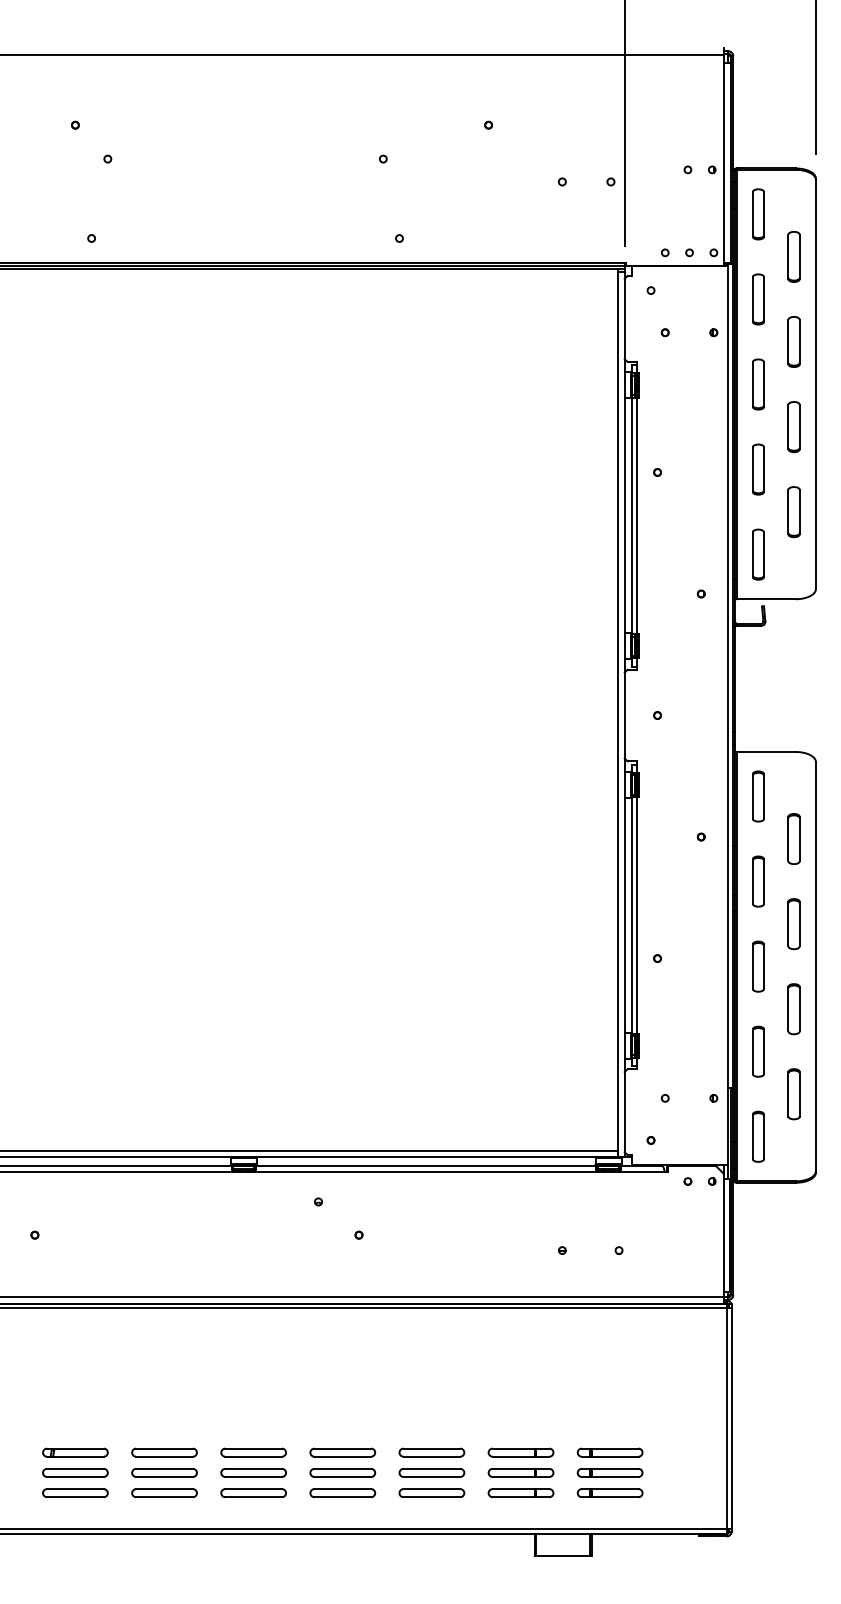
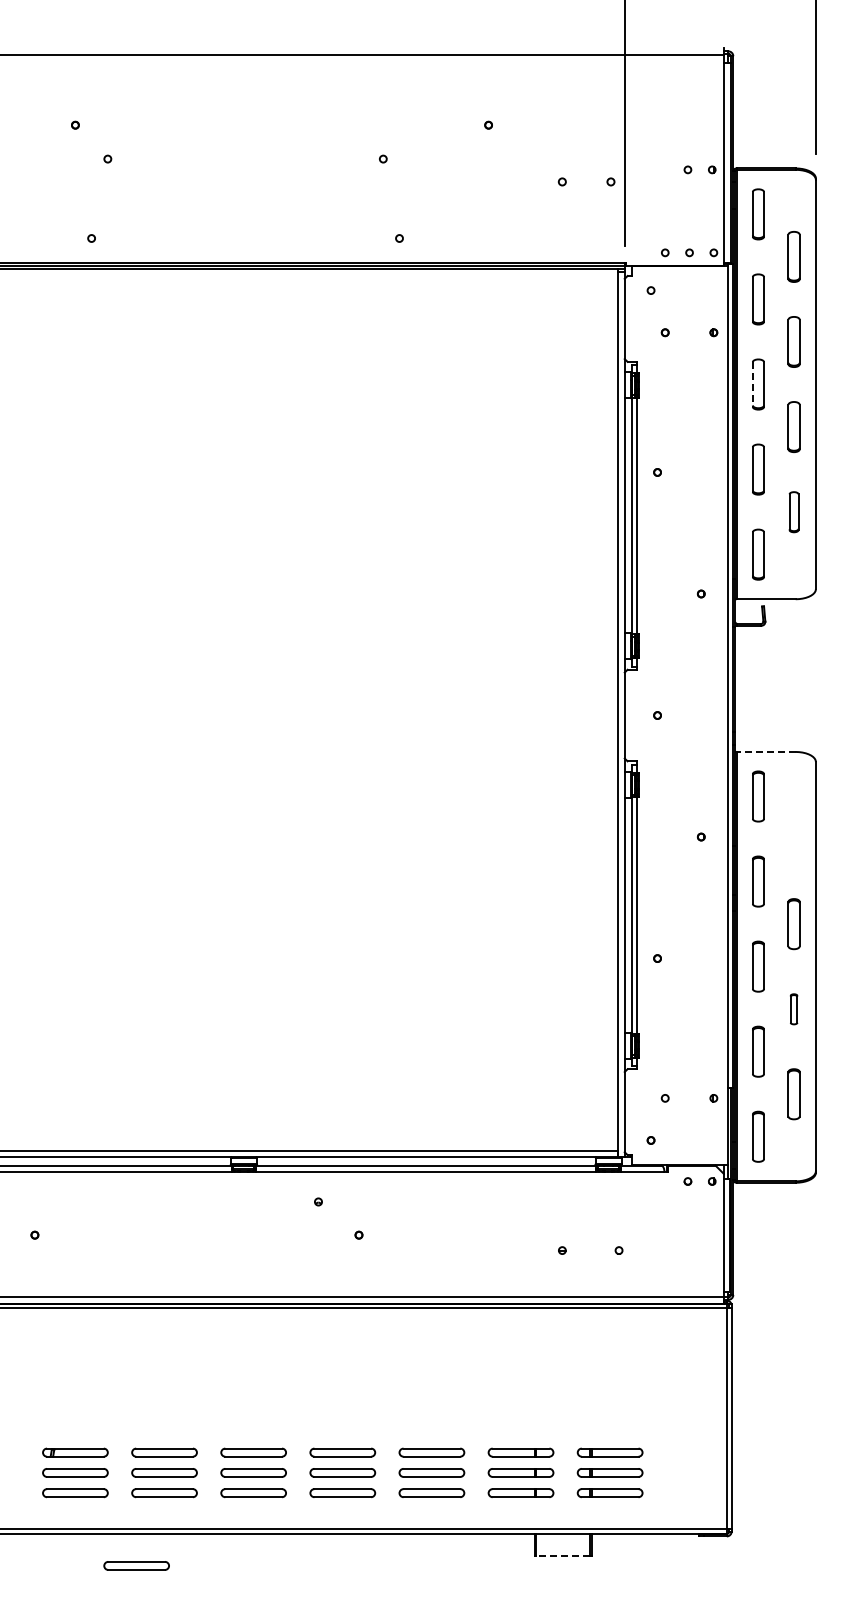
line: solid -> dashed (752, 385)
part size: 14x53 px -> 12x43 px (793, 512)
line: solid -> dashed (766, 751)
part: present -> none (793, 838)
part size: 14x53 px -> 9x33 px (794, 1009)
line: solid -> dashed (563, 1555)
part: none -> present (136, 1565)
